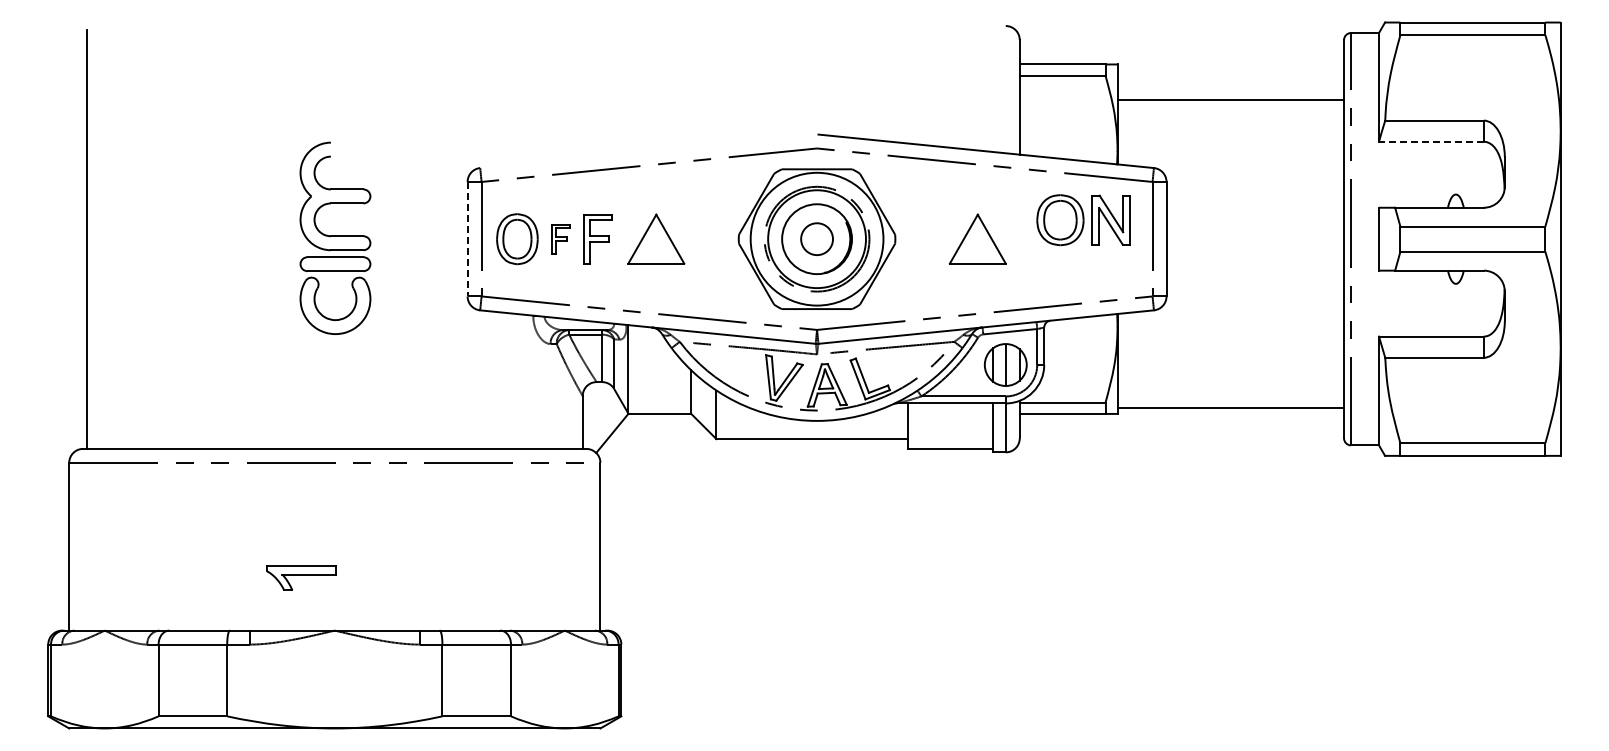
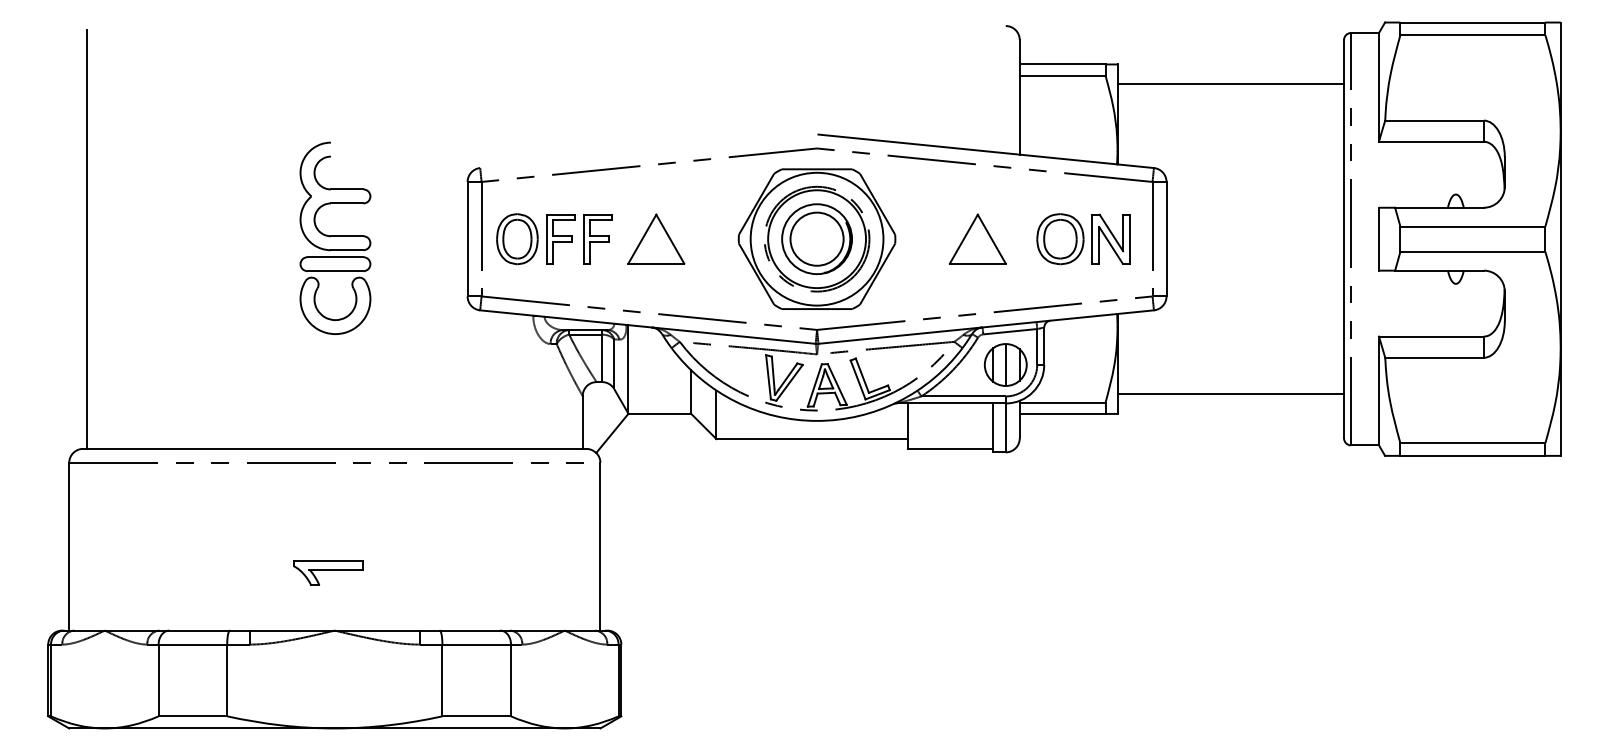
line position: (1230, 100) -> (1230, 84) (1230, 84)
line: dashed -> solid (1430, 141)
part position: (1083, 220) -> (1083, 239) (1083, 239)
line: dashed -> solid (467, 239)
part size: 20x31 px -> 30x51 px (560, 239)
circle diameter: 32 px -> 53 px (816, 238)
line position: (1230, 408) -> (1230, 394) (1230, 394)
part position: (301, 577) -> (328, 572) (328, 572)
